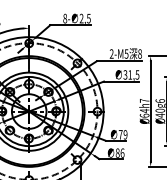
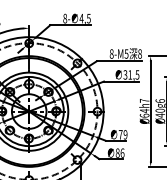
text: 2,5 -> 4,5 (81, 18)
text: 2-M5 -> 8-M5 (111, 53)
